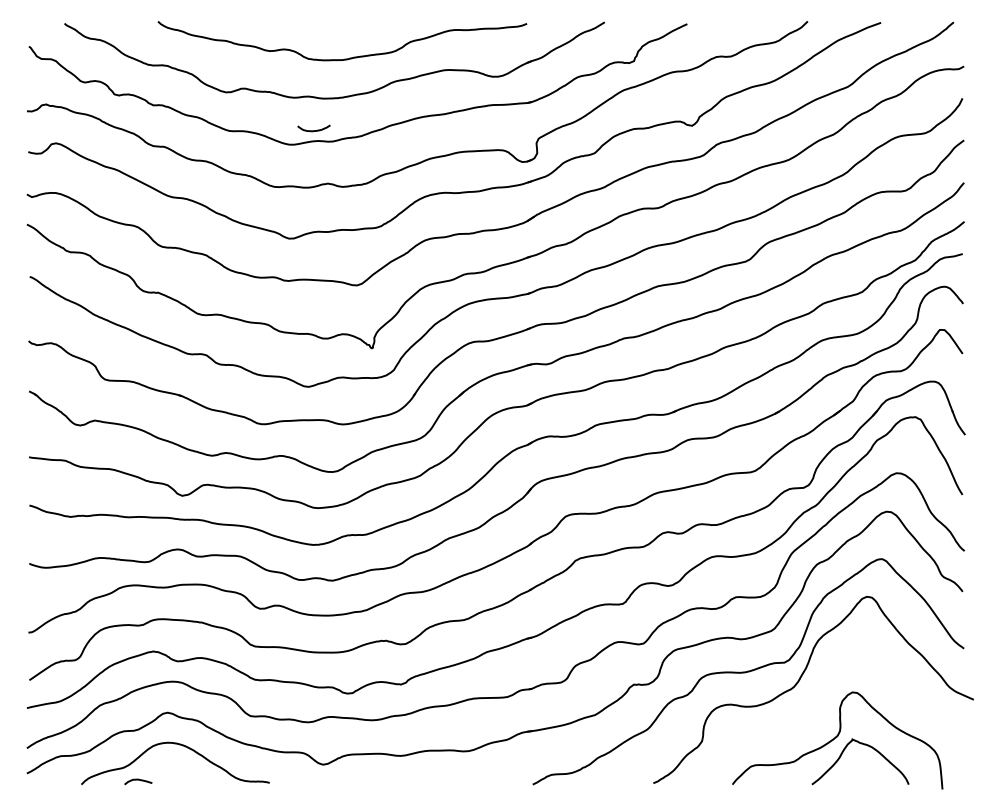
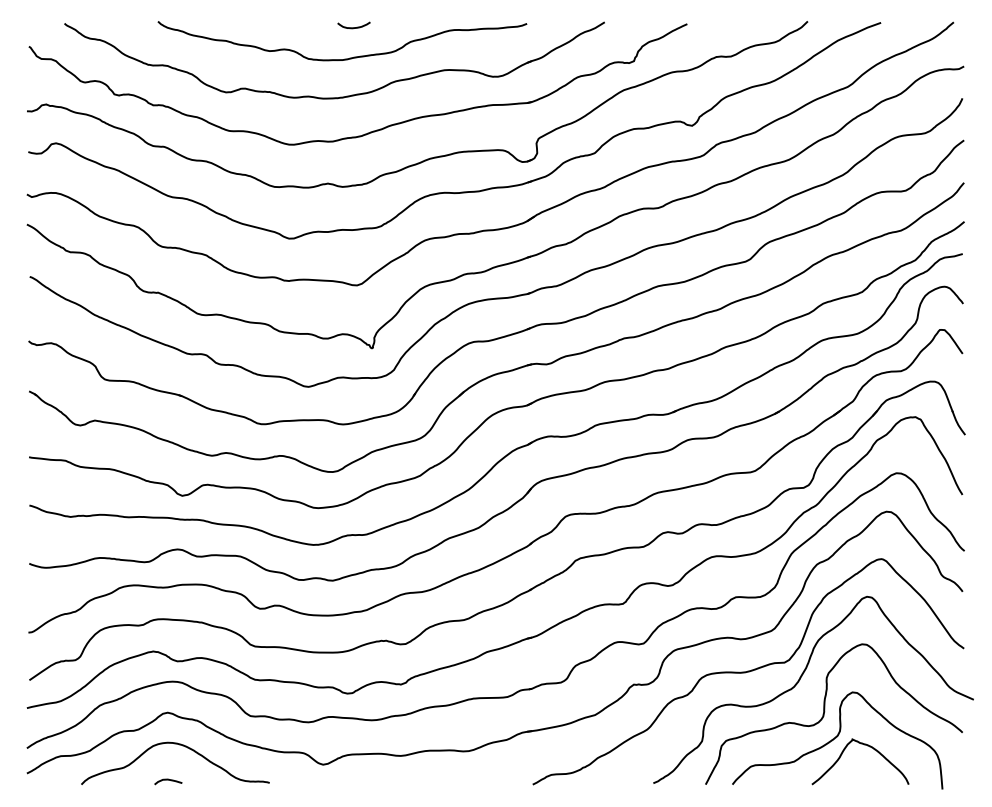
curve position: (313, 130) -> (353, 27) (353, 27)
curve: none -> present (825, 711)
curve position: (138, 780) -> (168, 780) (168, 780)
